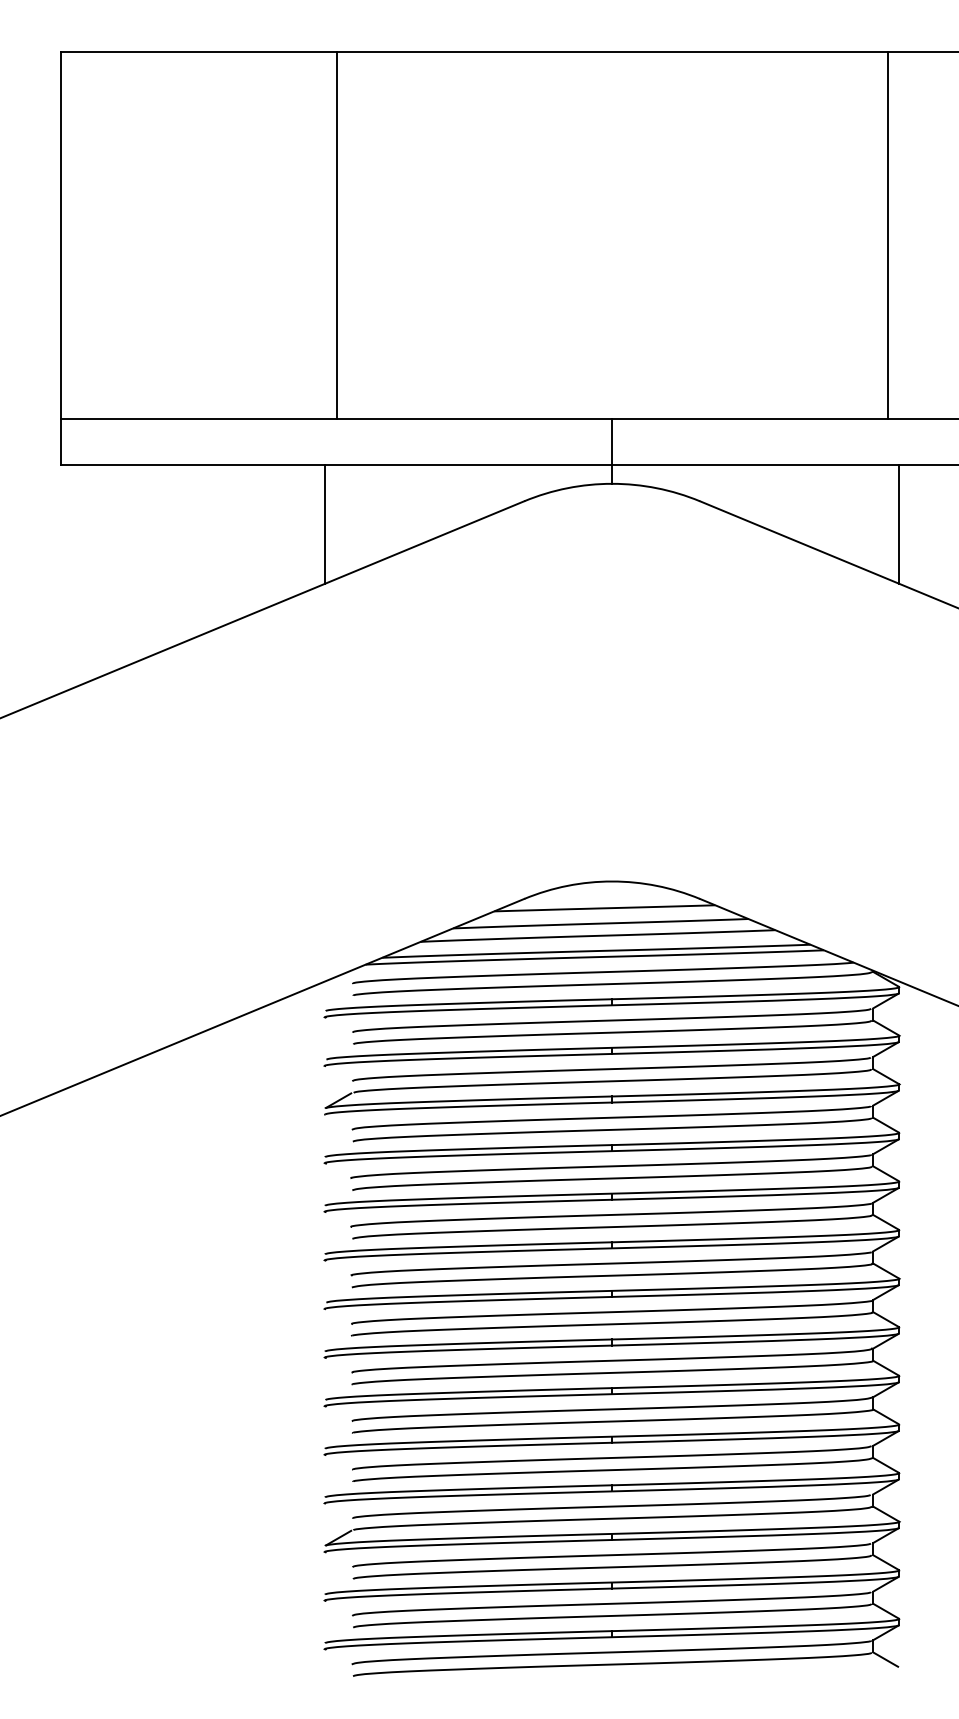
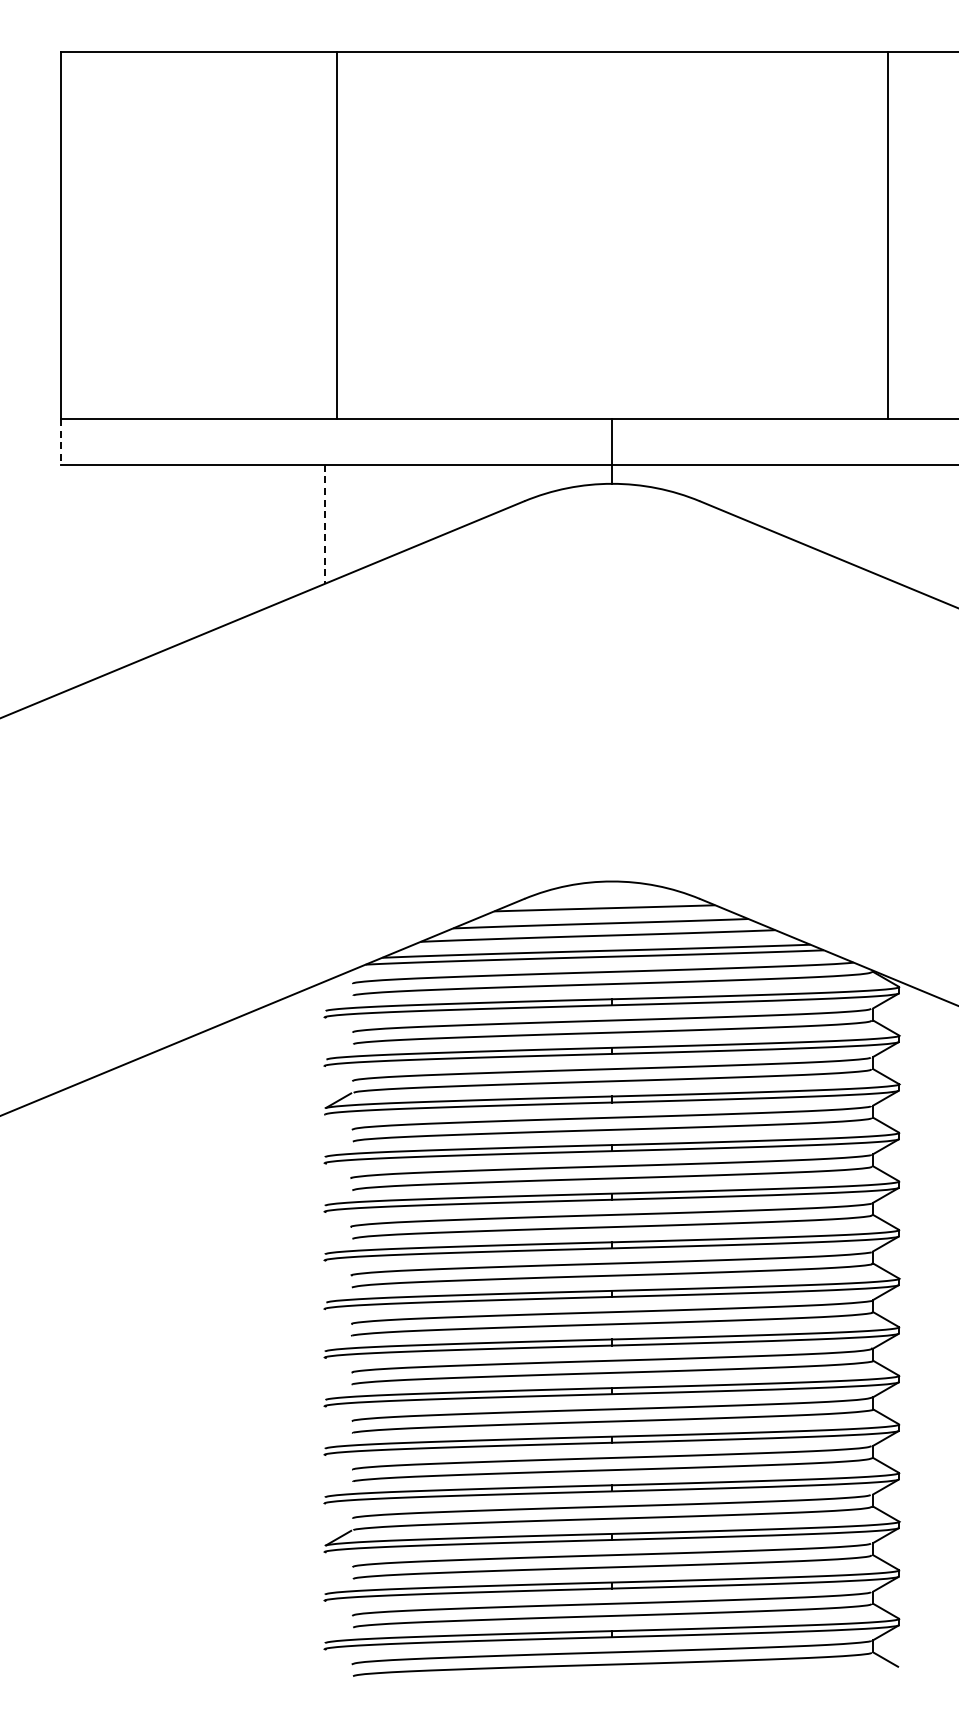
line: solid -> dashed (61, 441)
line: present -> none (899, 523)
line: solid -> dashed (325, 524)
